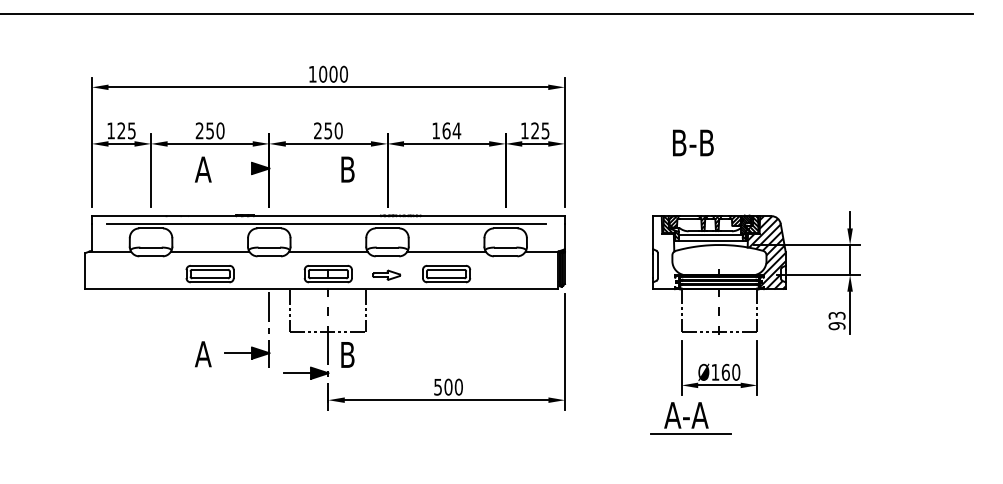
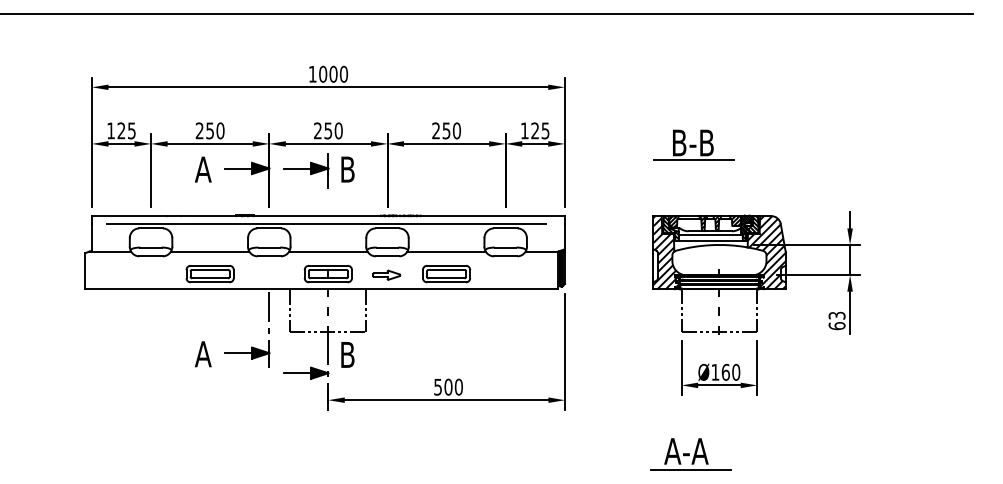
text: 164 -> 250 (446, 130)
line: none -> present (694, 160)
line: none -> present (238, 168)
part: none -> present (306, 170)
hatch: none -> present (666, 252)
text: 93 -> 63 (836, 326)
part position: (690, 418) -> (690, 454) (690, 454)
